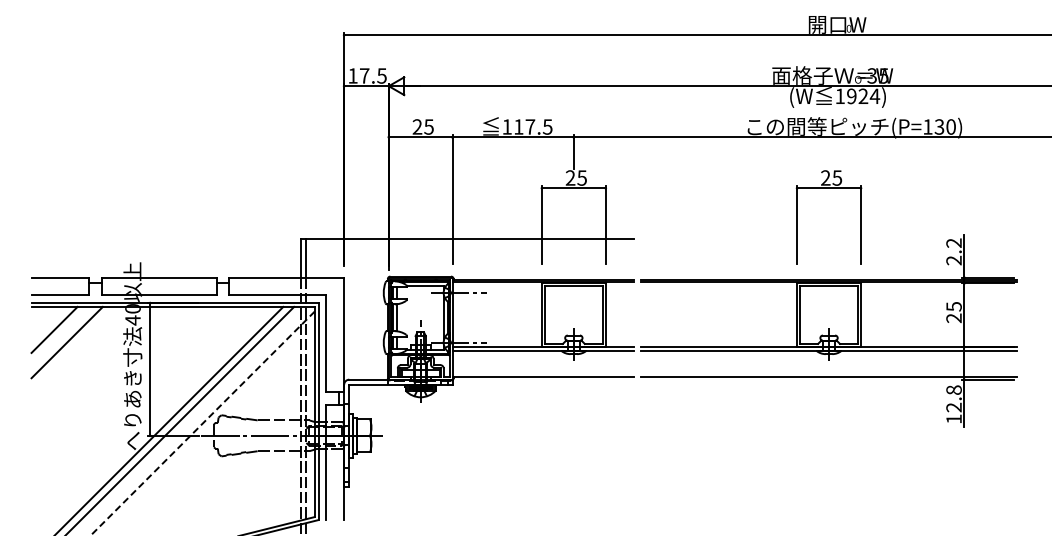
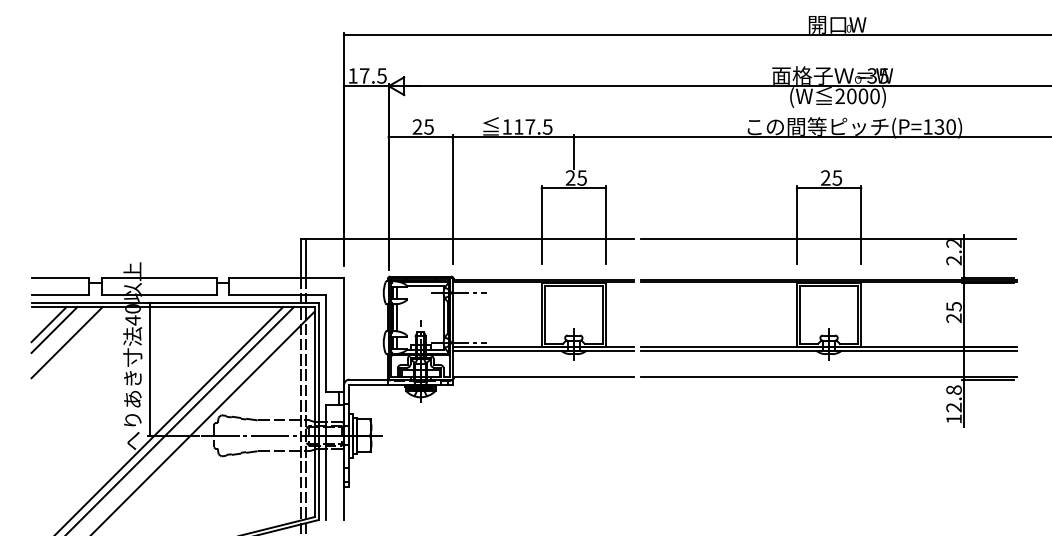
text: 1924) -> 2000) (857, 96)
line: none -> present (828, 239)
line: none -> present (48, 324)
line: dashed -> solid (202, 423)
